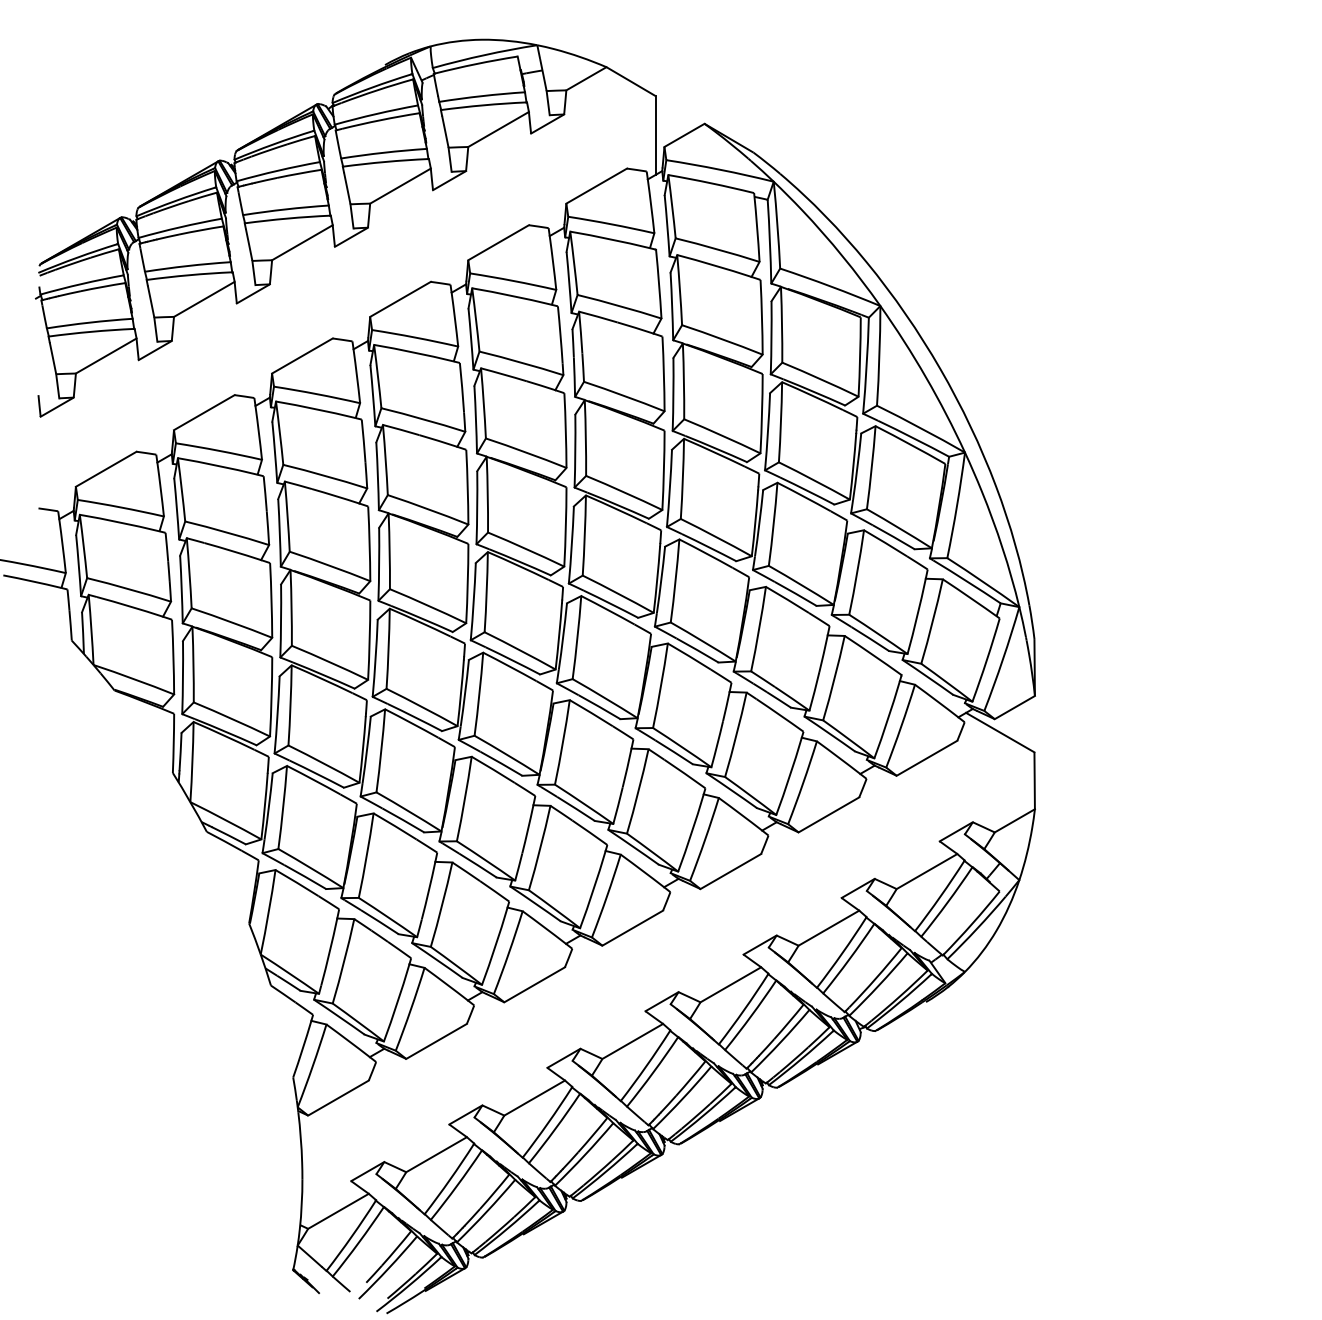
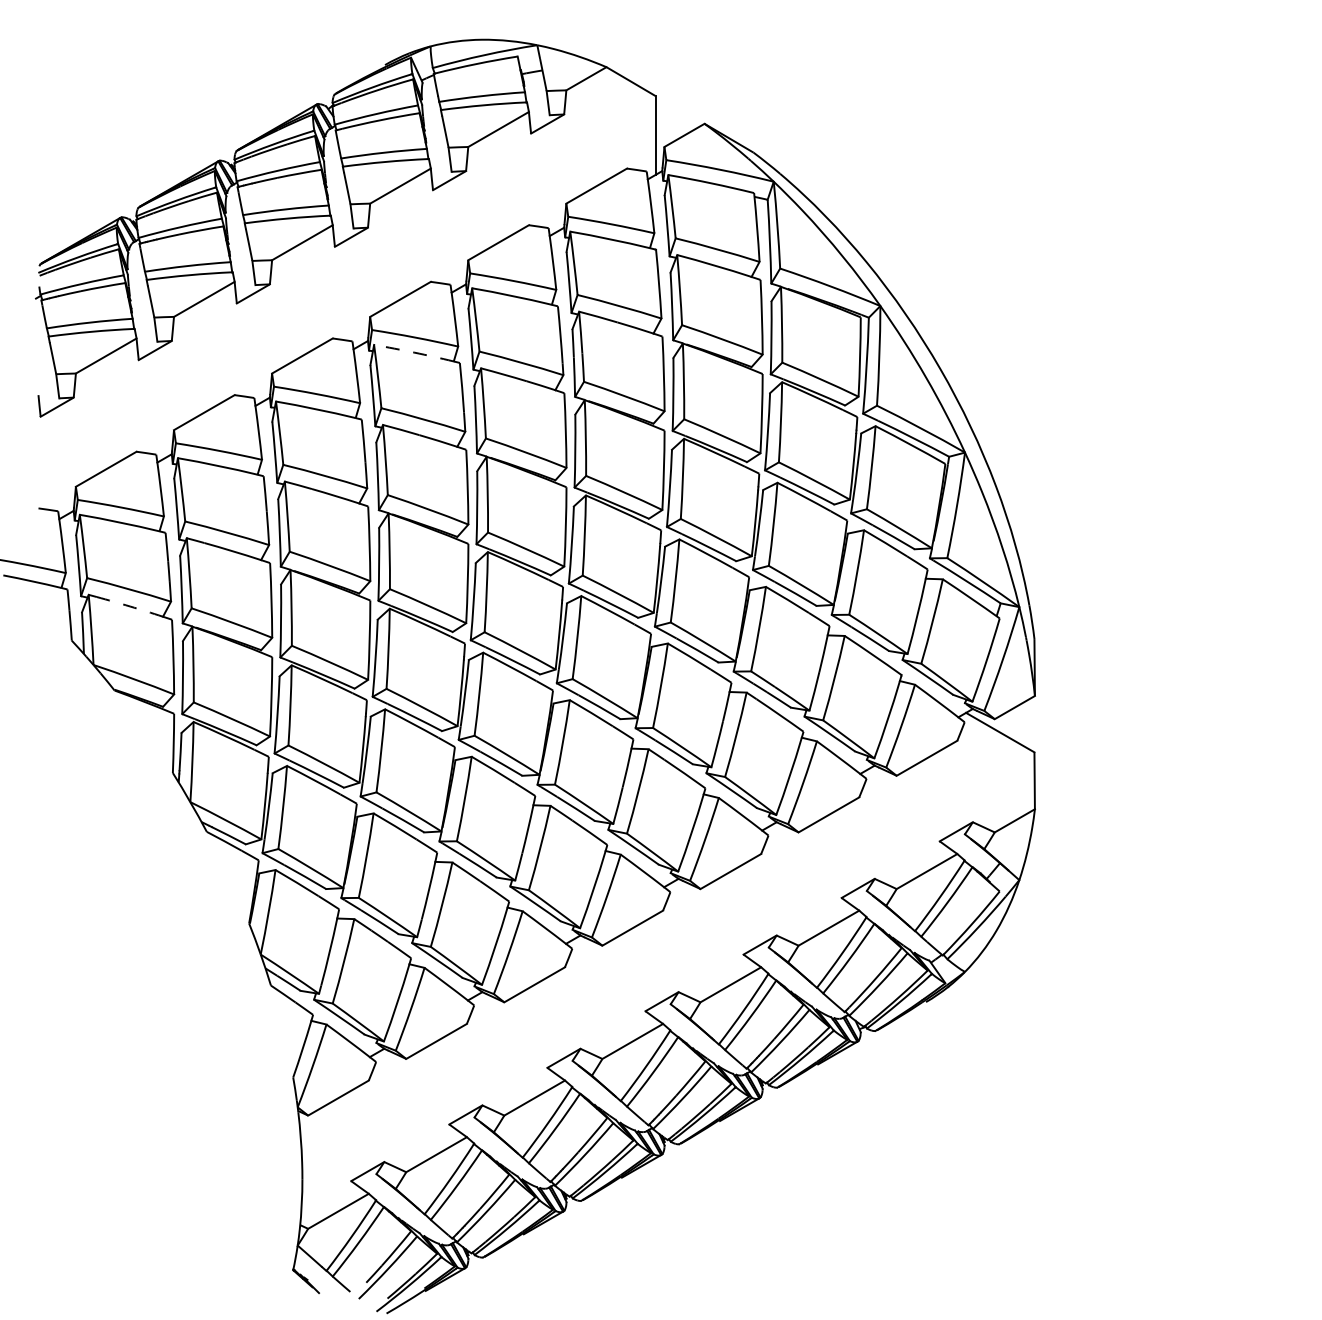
arc: solid -> dashed (414, 352)
arc: solid -> dashed (130, 606)
